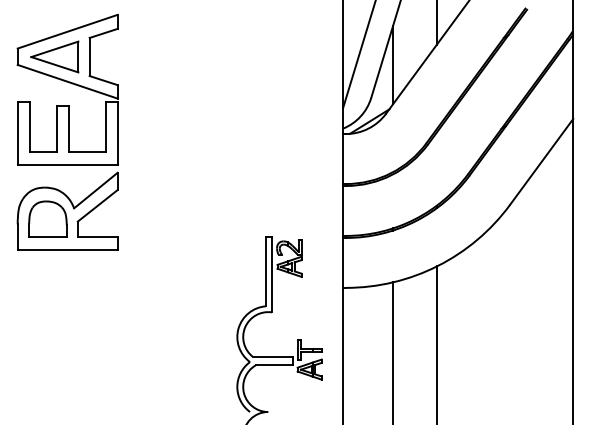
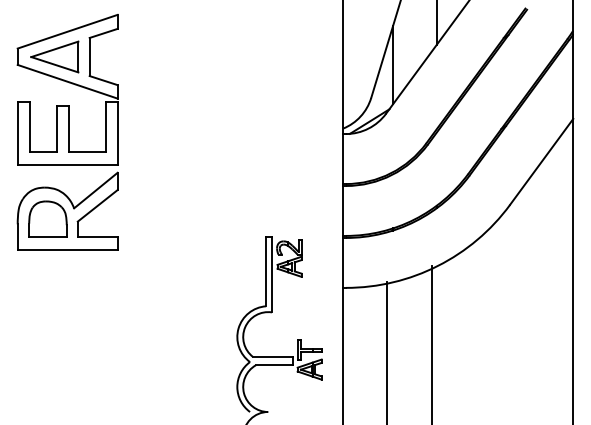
line: present -> none (359, 55)
line position: (436, 343) -> (431, 343) (431, 343)
line position: (393, 351) -> (387, 351) (387, 351)
